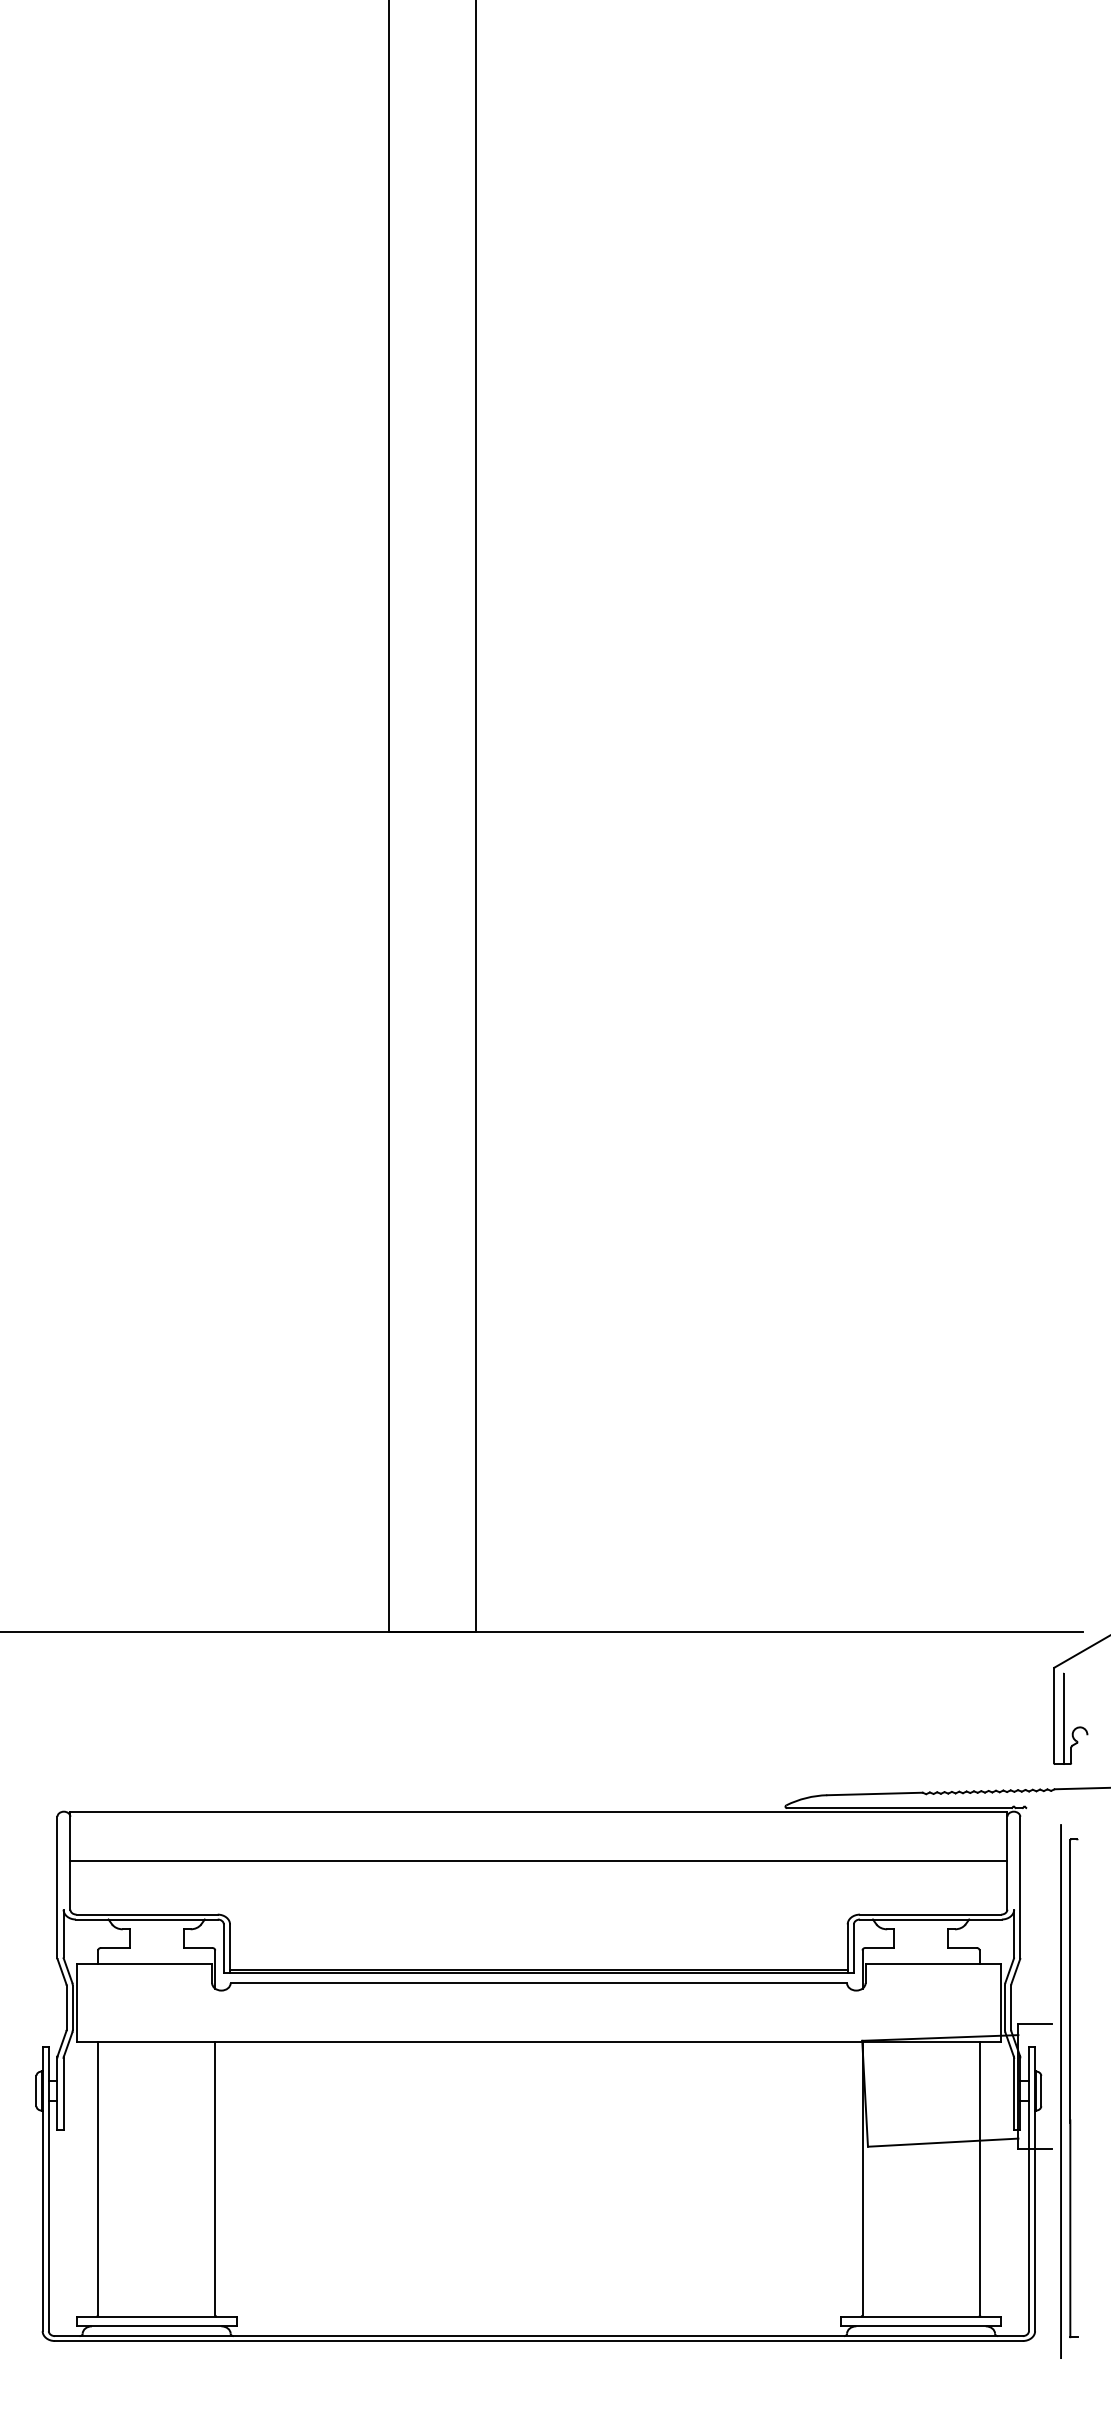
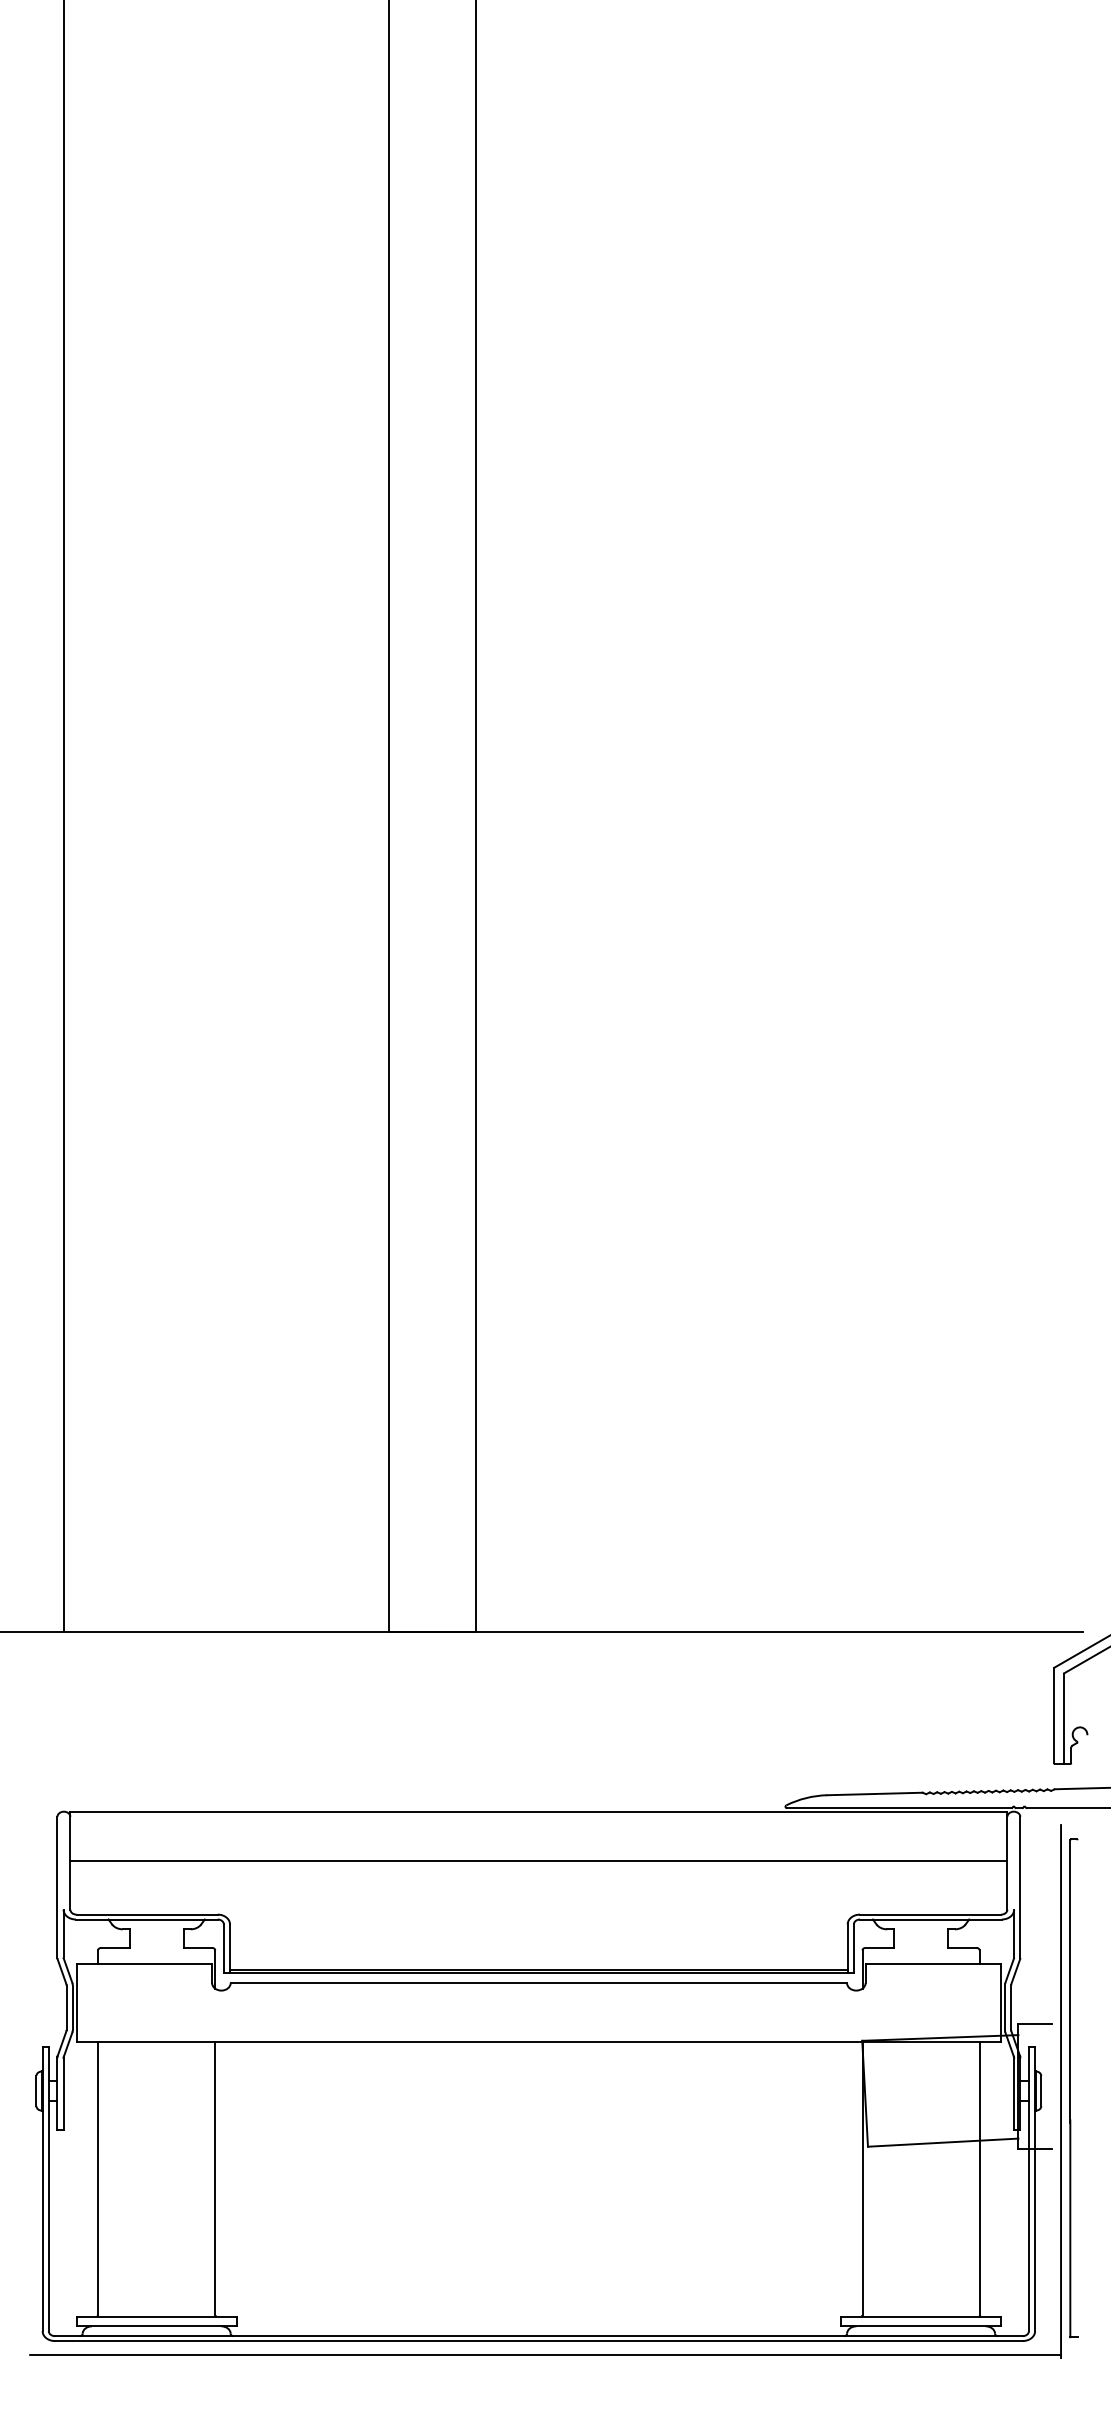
line: none -> present (64, 816)
line: none -> present (1085, 1660)
line: none -> present (1066, 1808)
line: none -> present (545, 2354)
